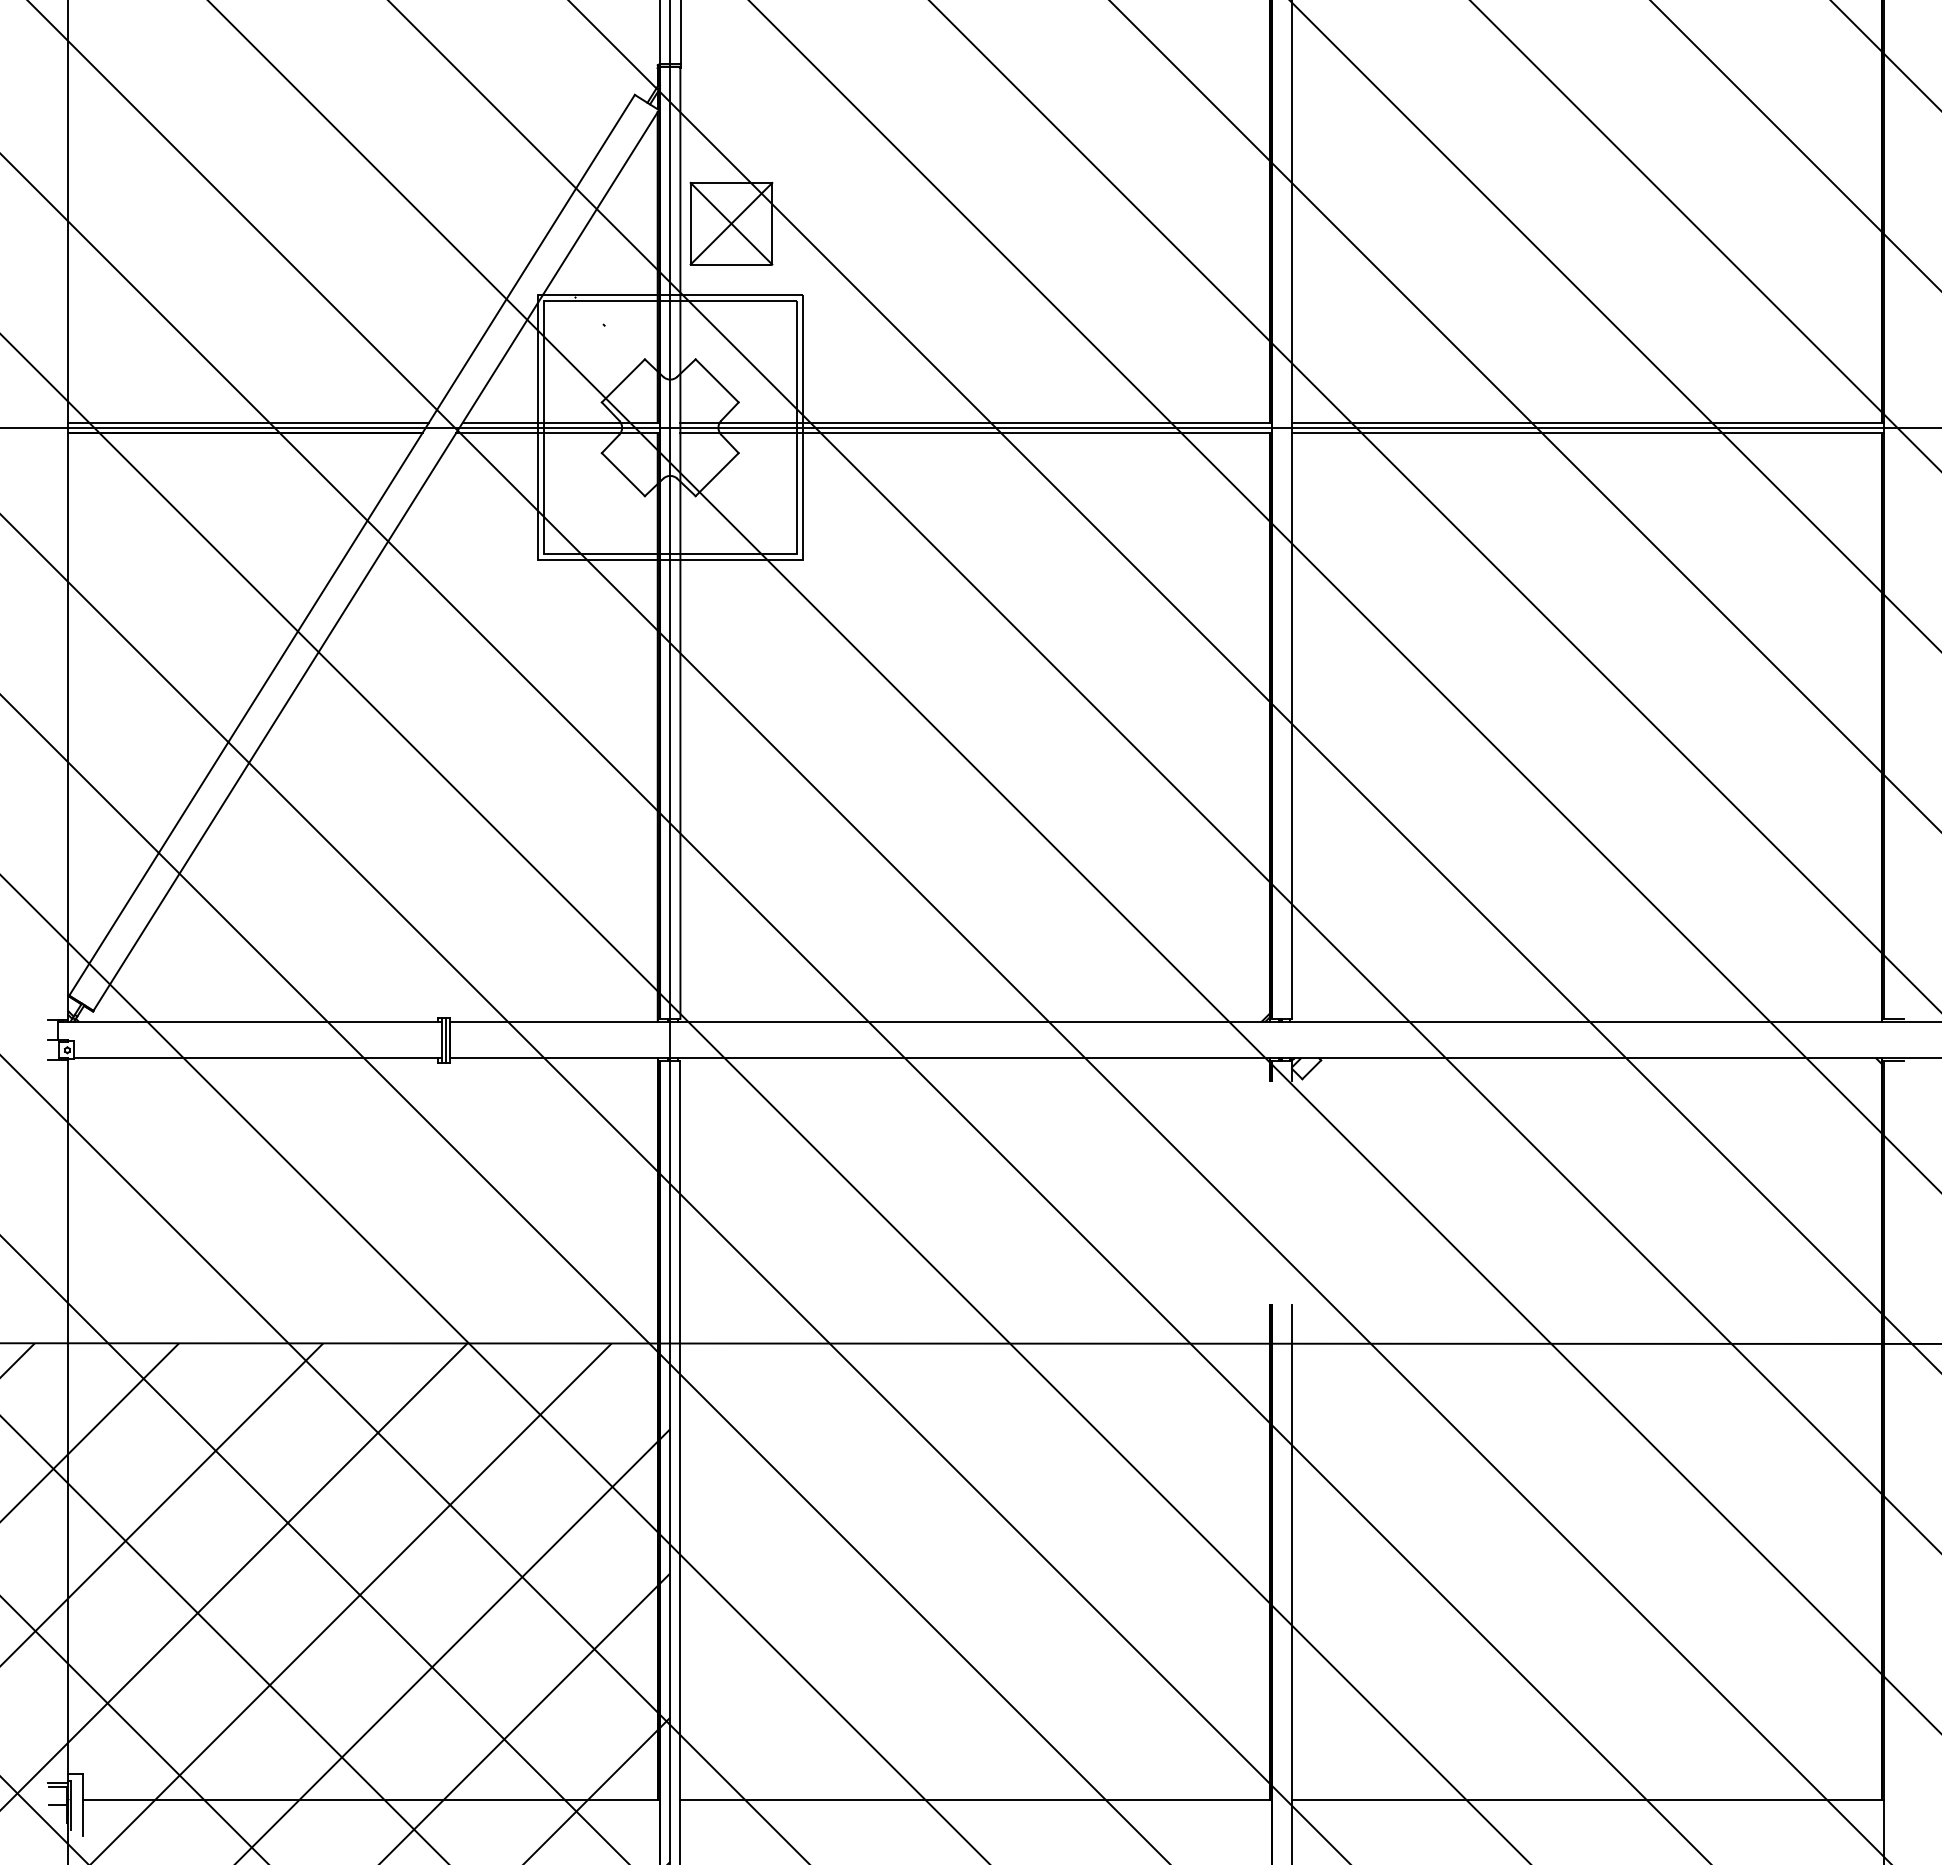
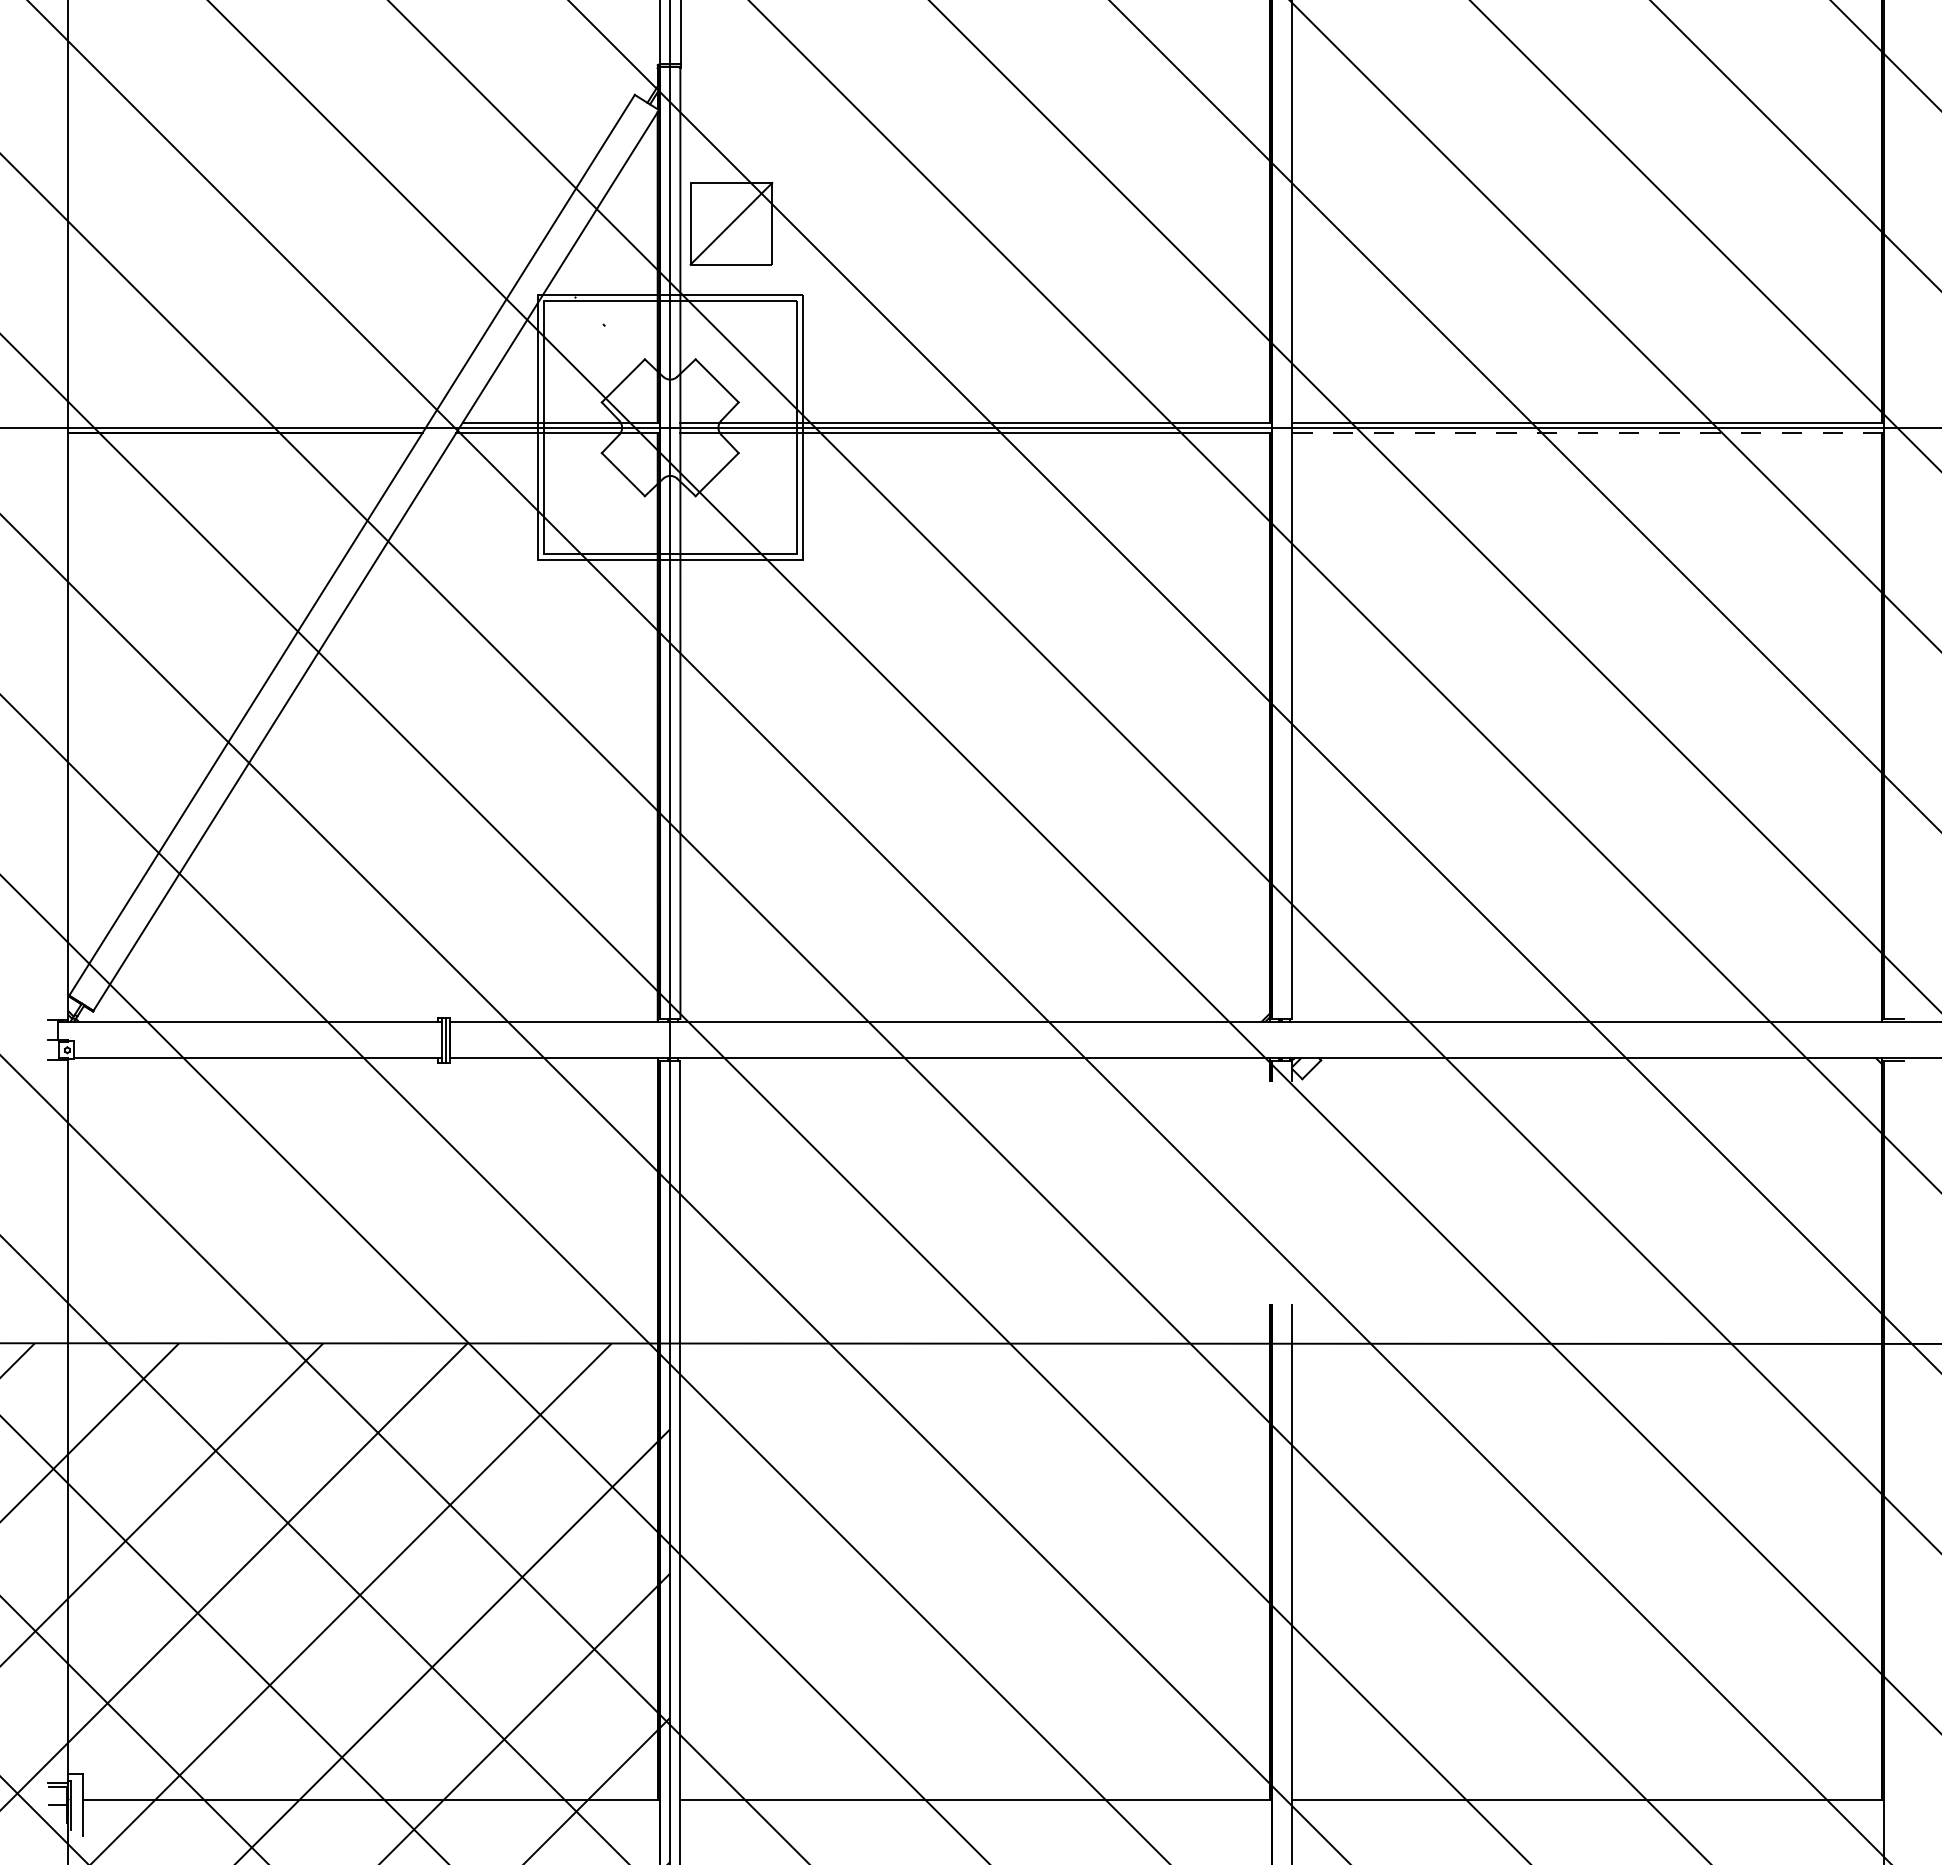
line: present -> none (731, 223)
line: present -> none (248, 422)
line: solid -> dashed (1587, 433)
